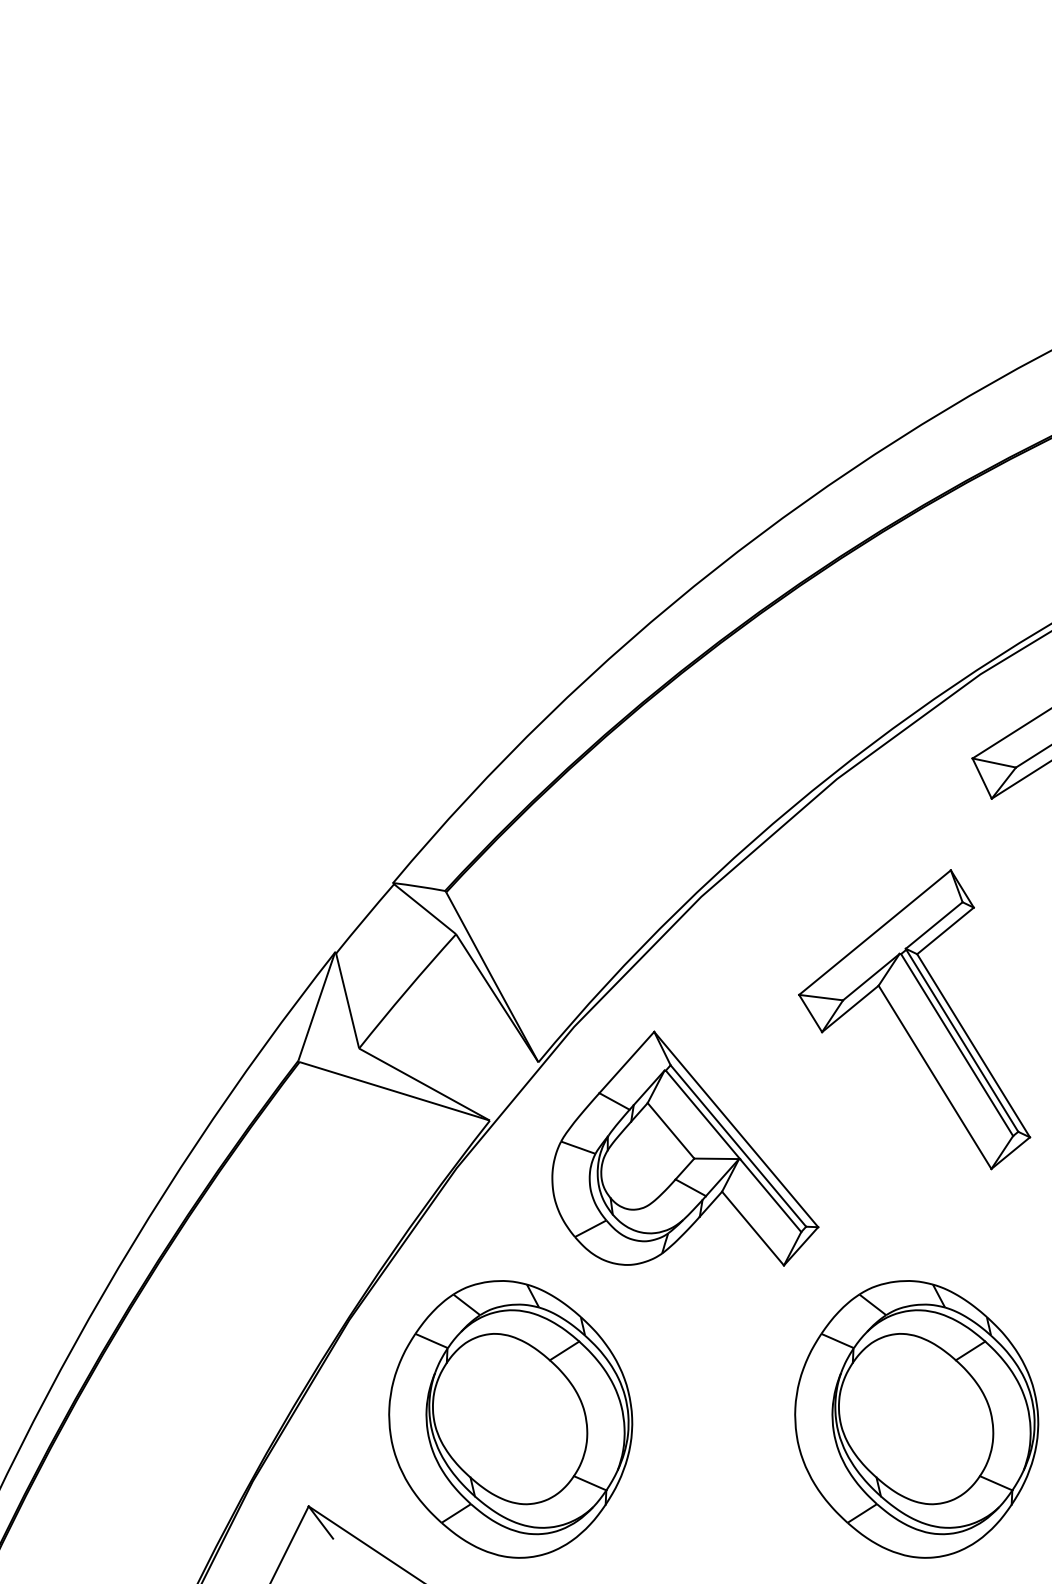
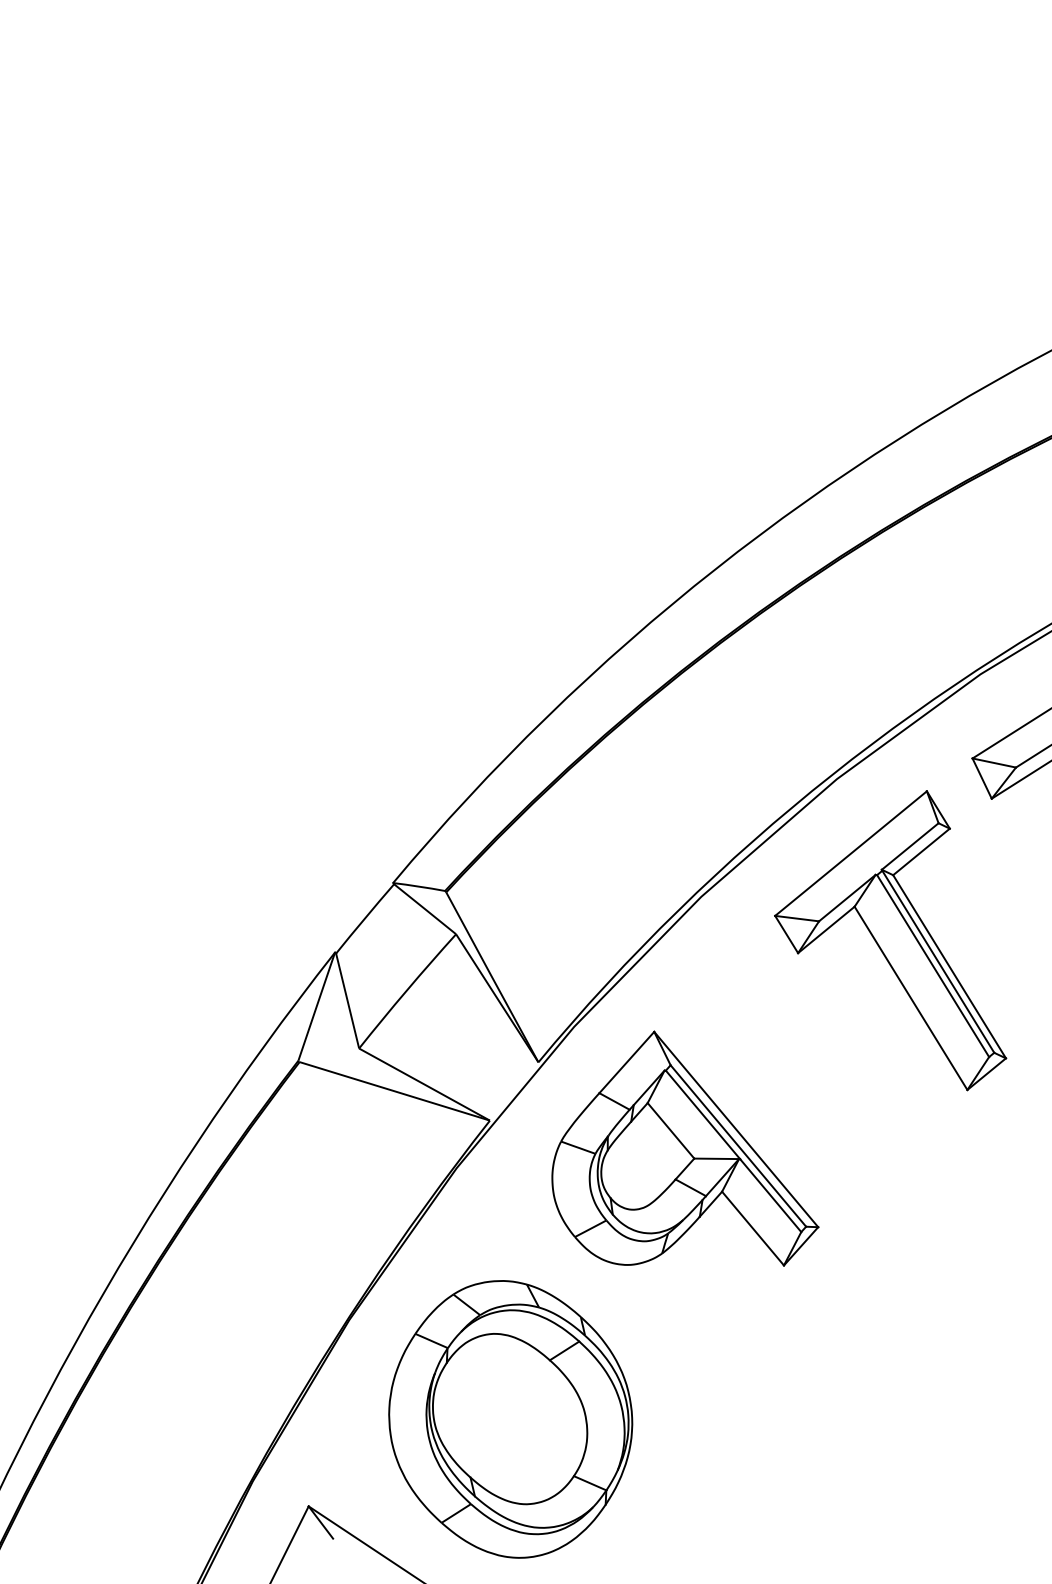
part position: (914, 1019) -> (890, 940) (890, 940)
part: present -> none (916, 1419)
